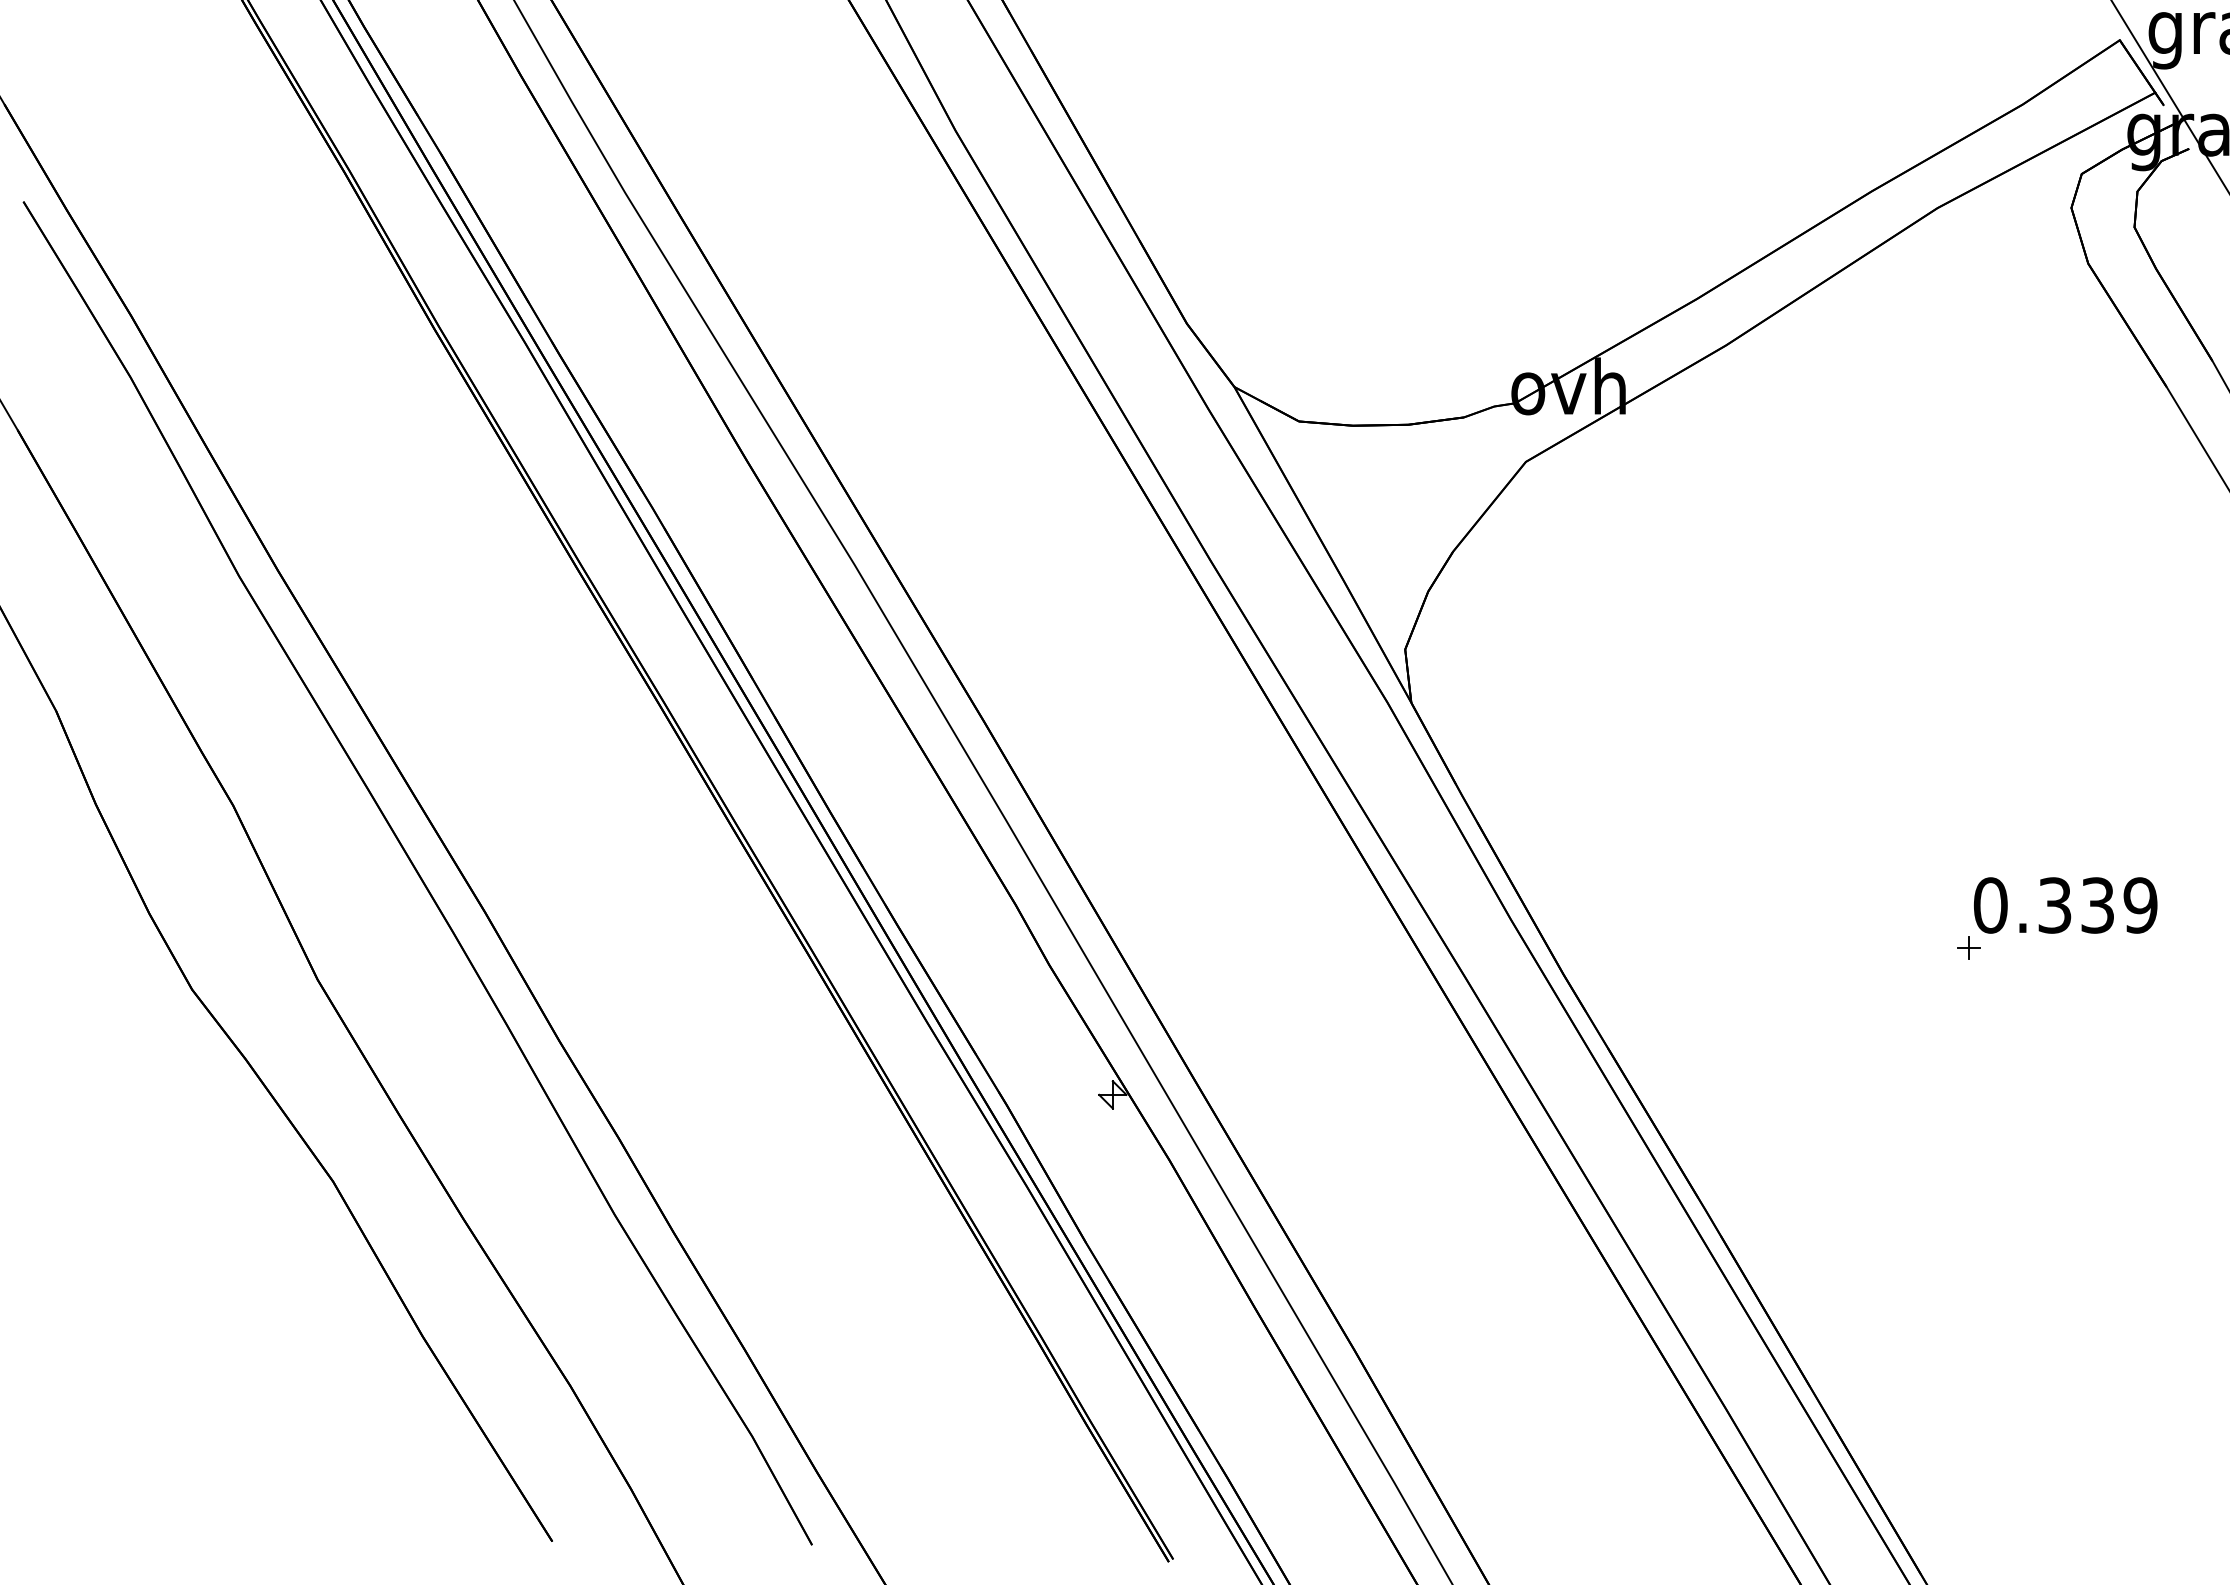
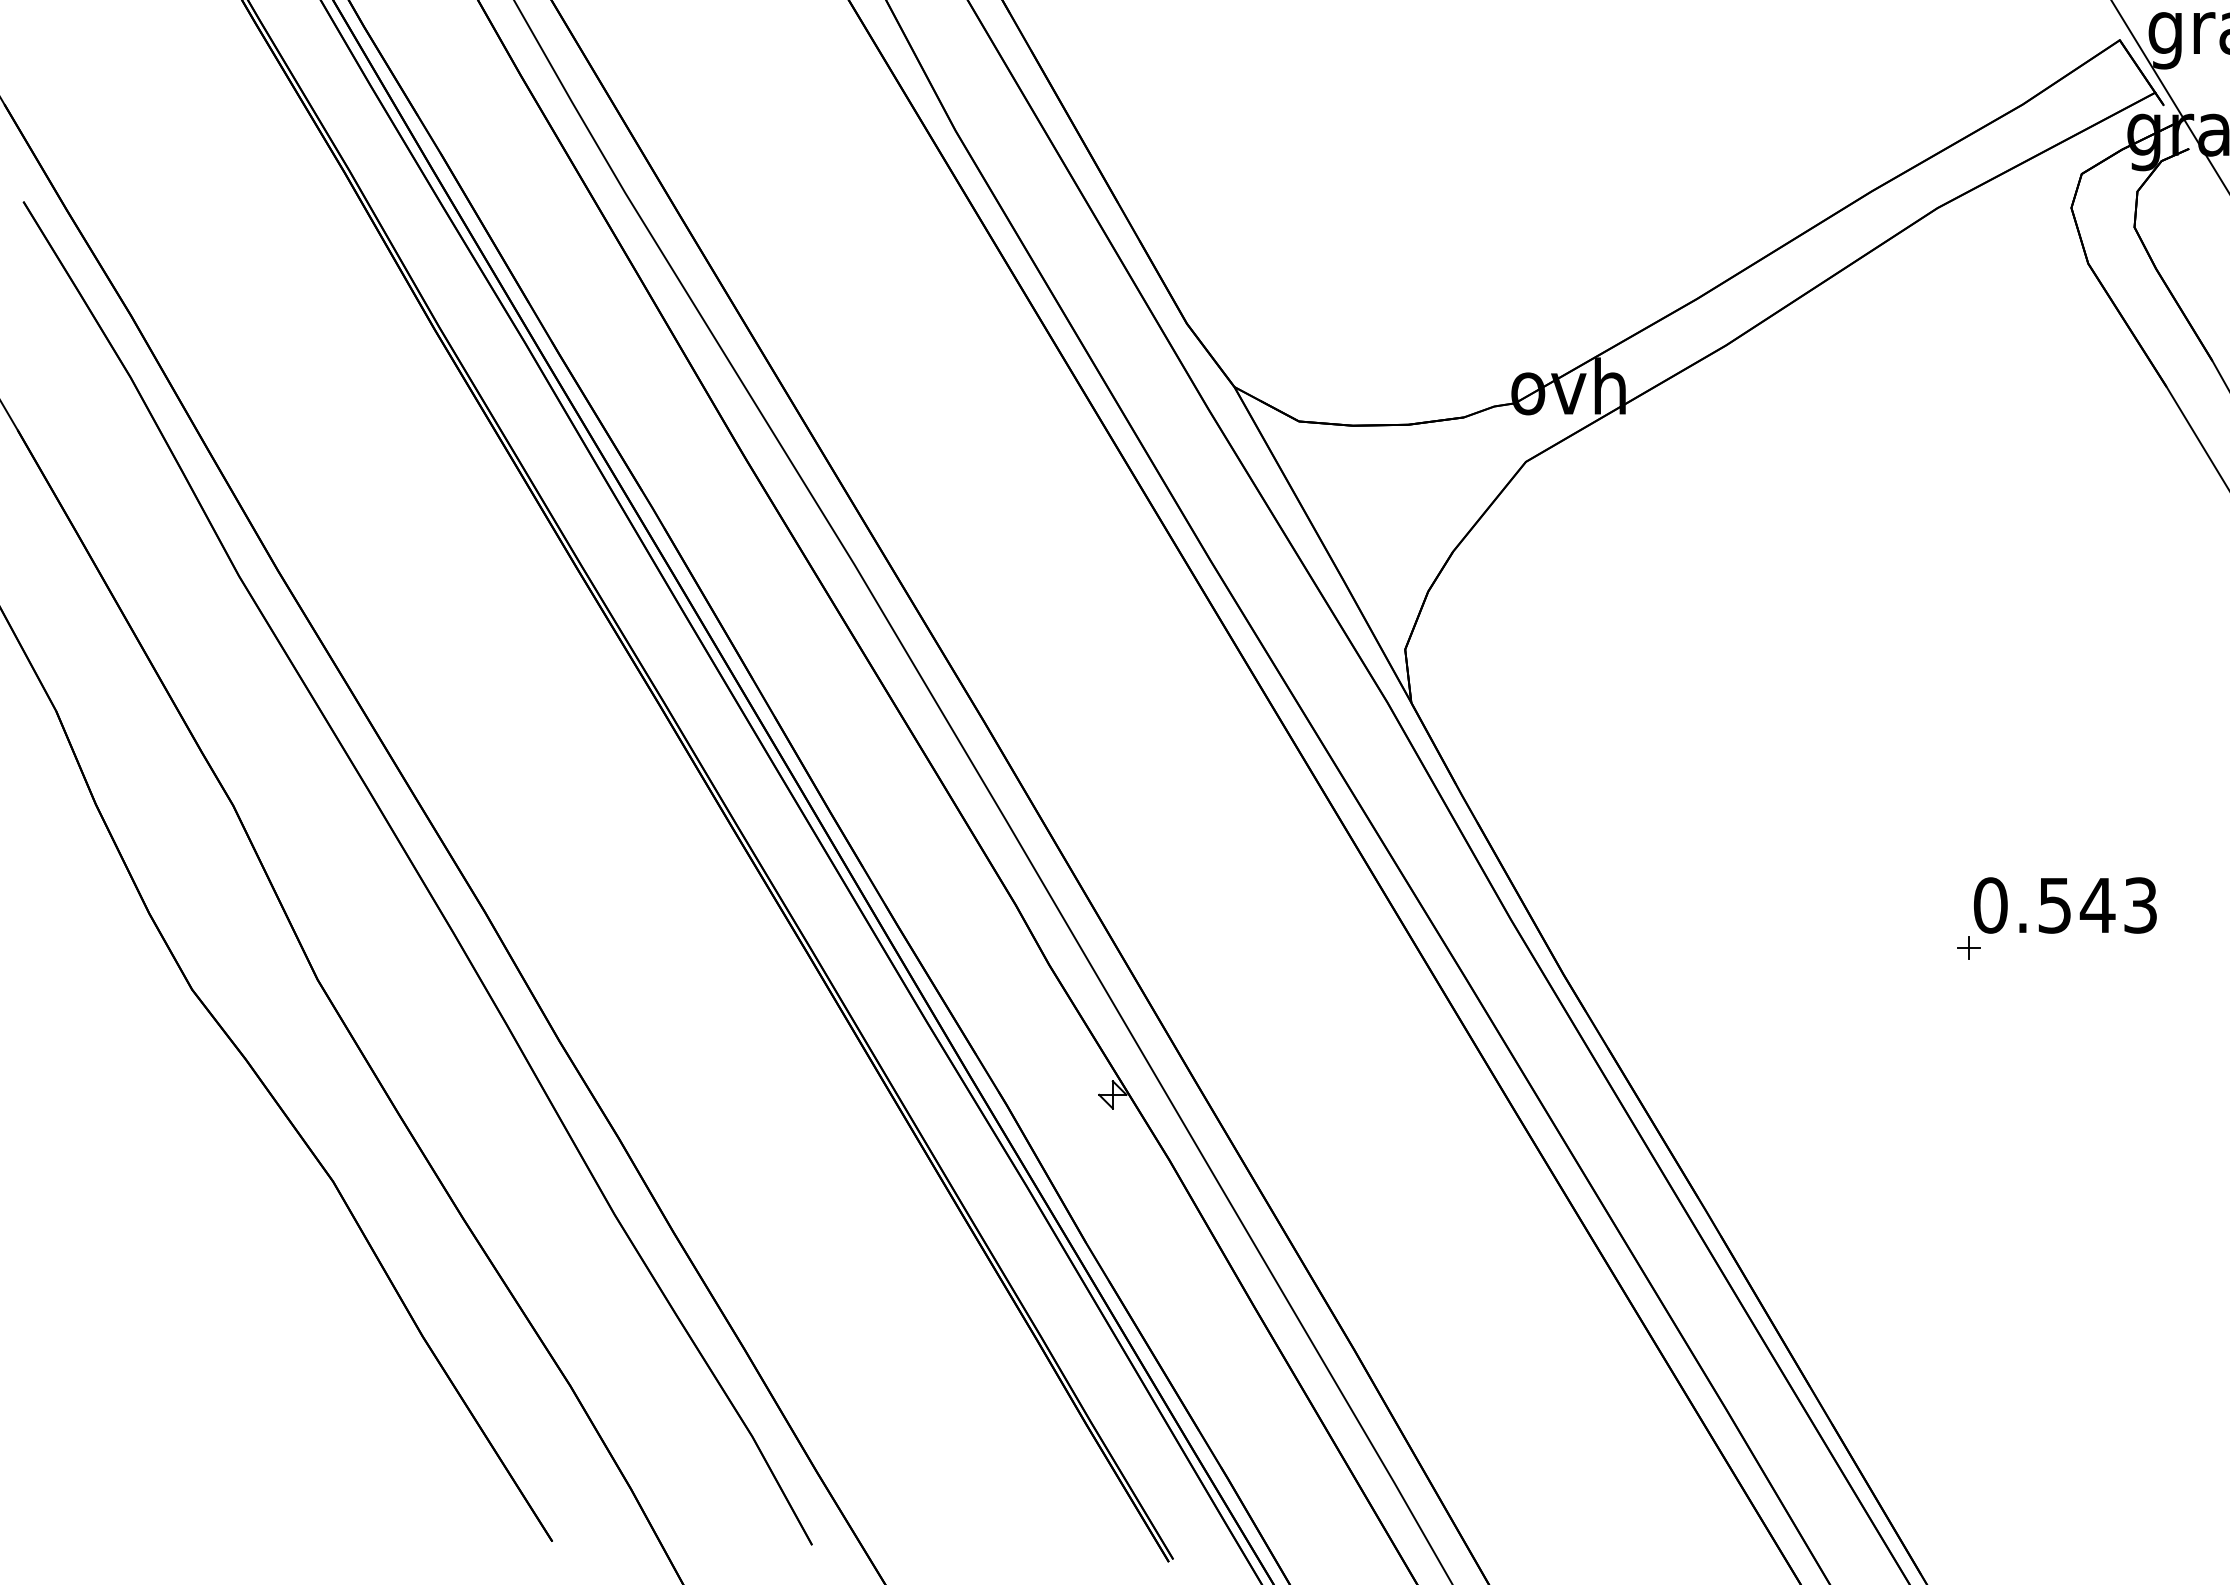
text: 0.339 -> 0.543 (2098, 905)
